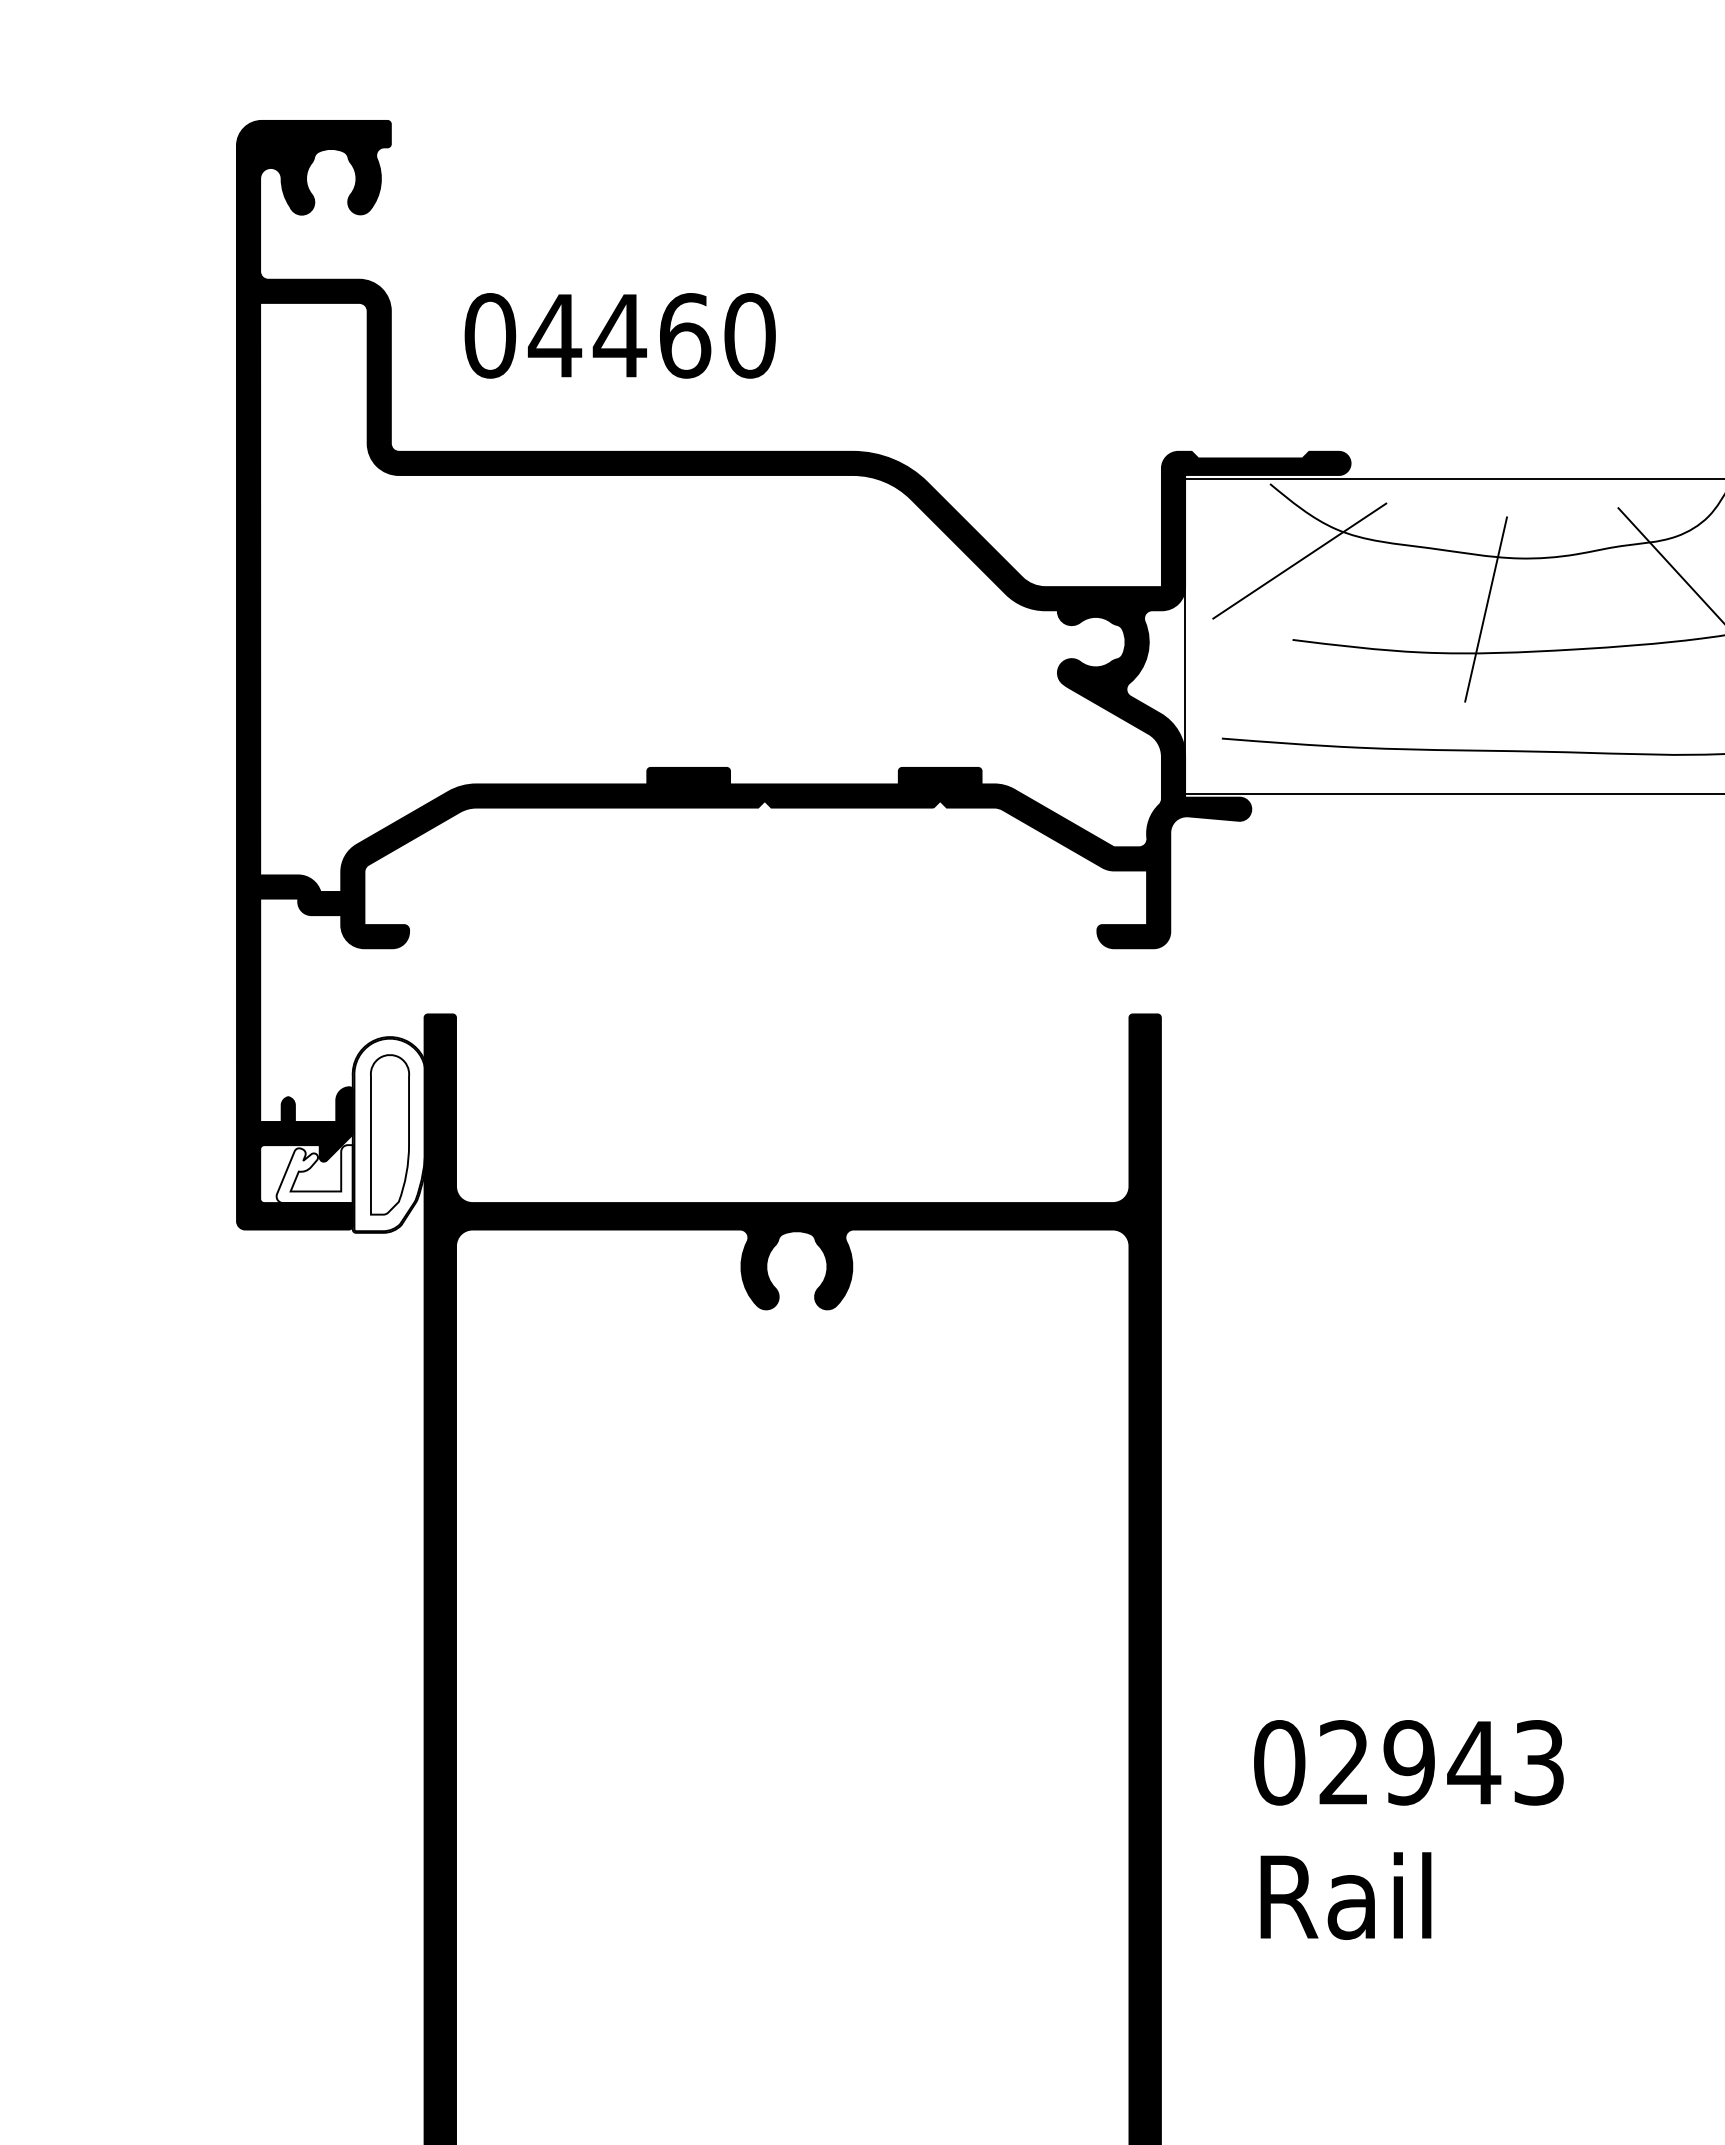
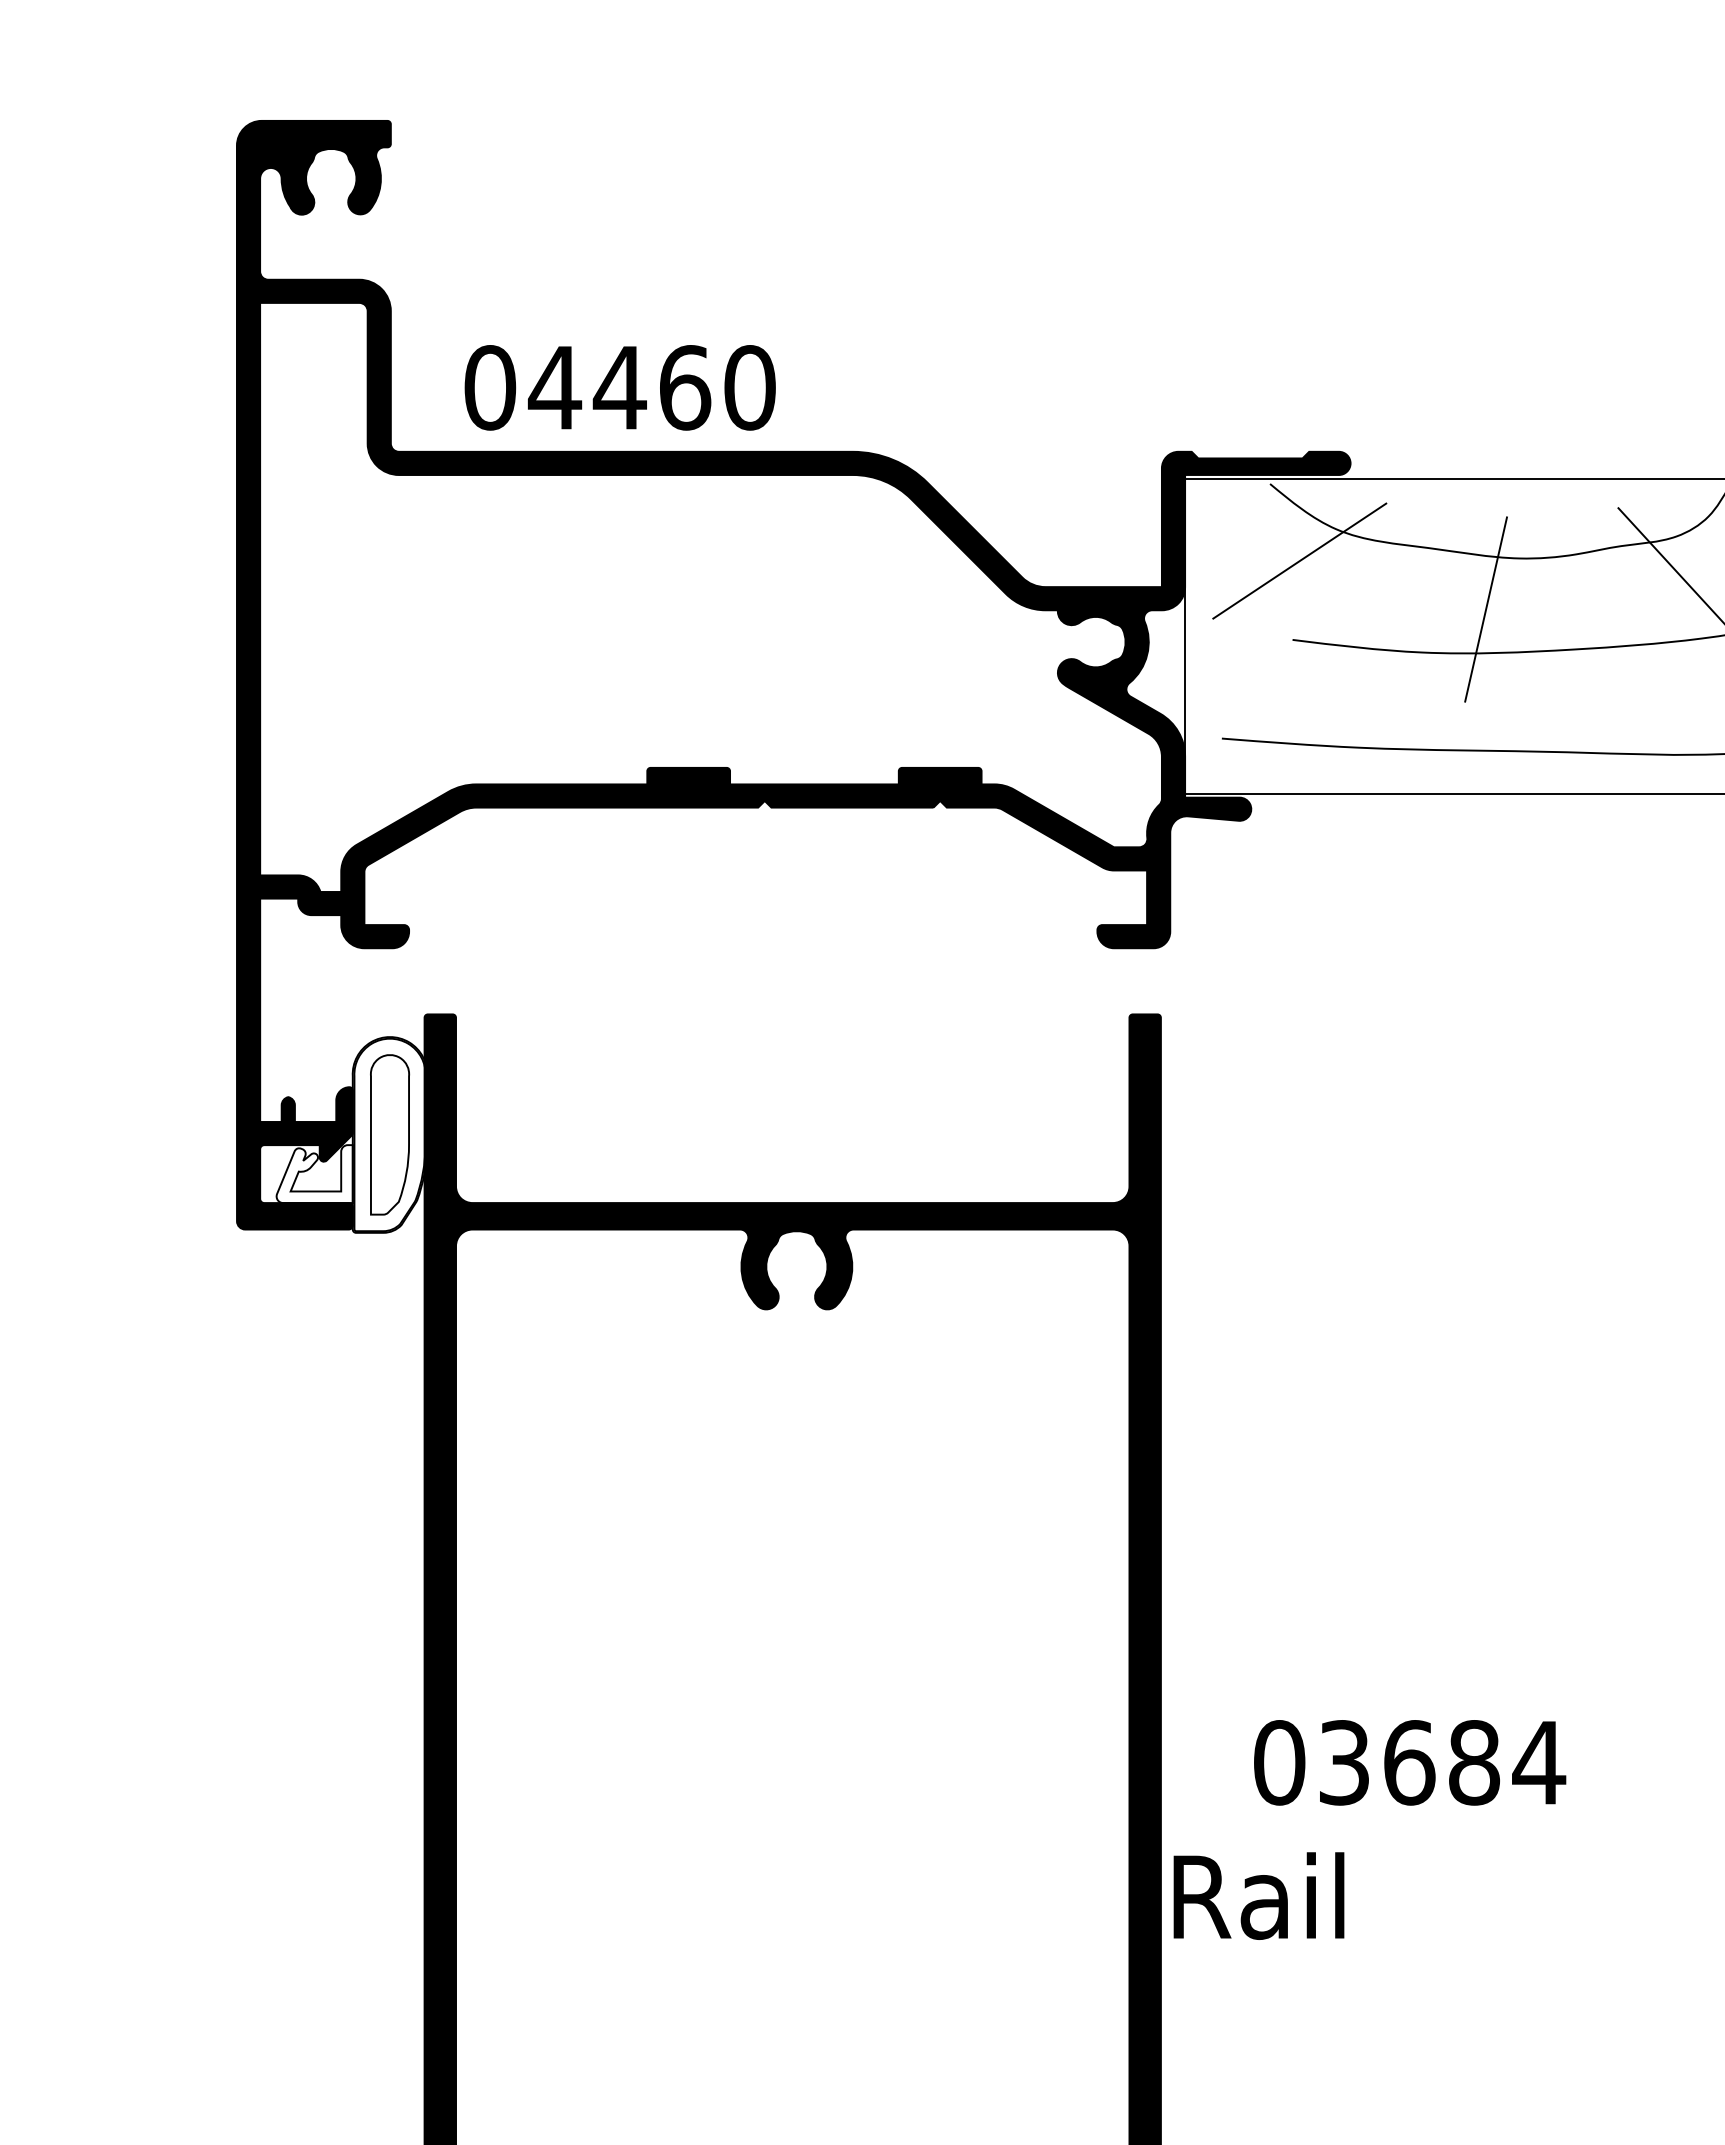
text position: (619, 335) -> (619, 387) (619, 387)
text: 02943 -> 03684 (1442, 1762)
text position: (1345, 1895) -> (1258, 1895) (1258, 1895)
